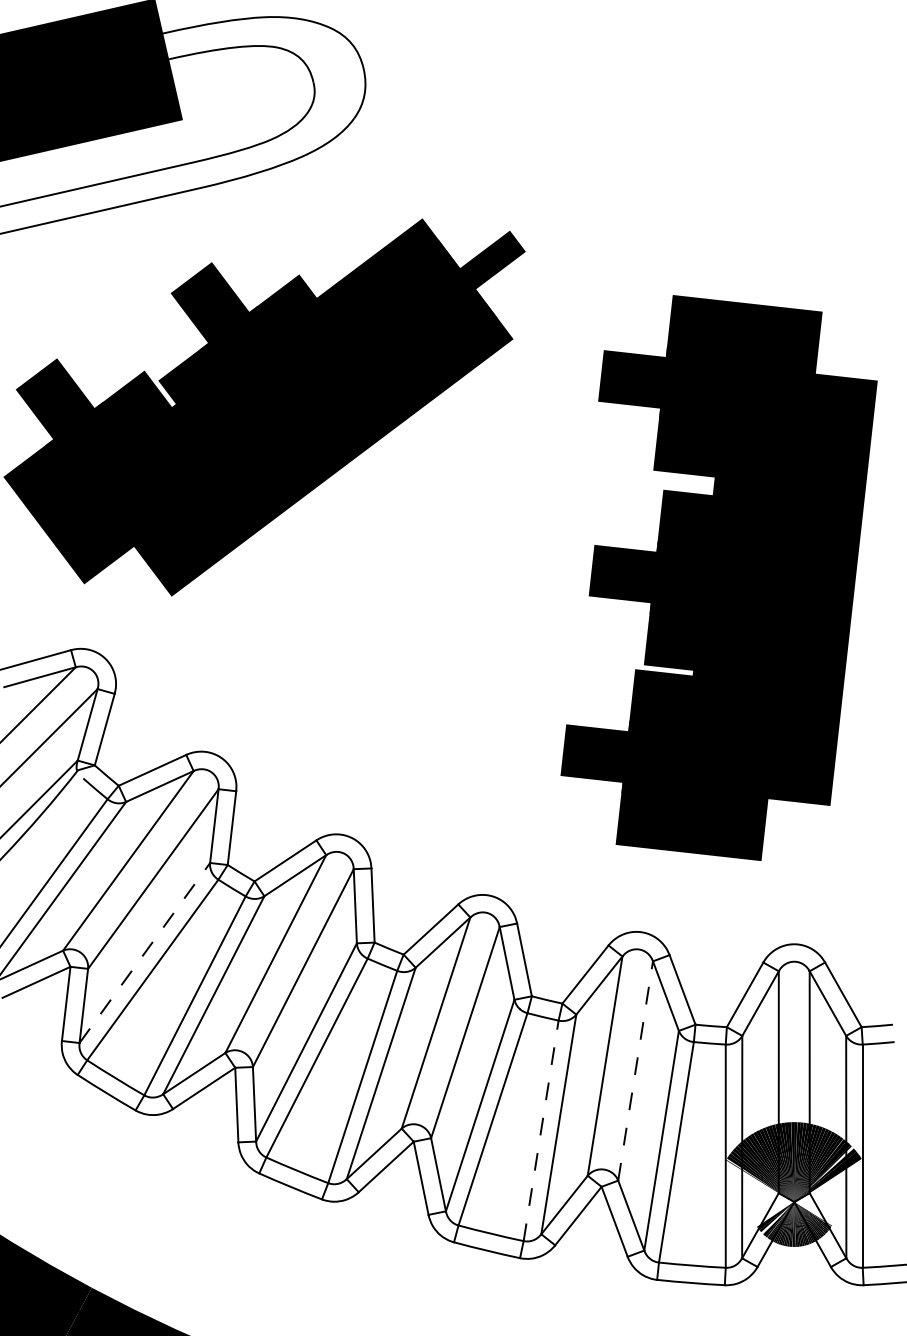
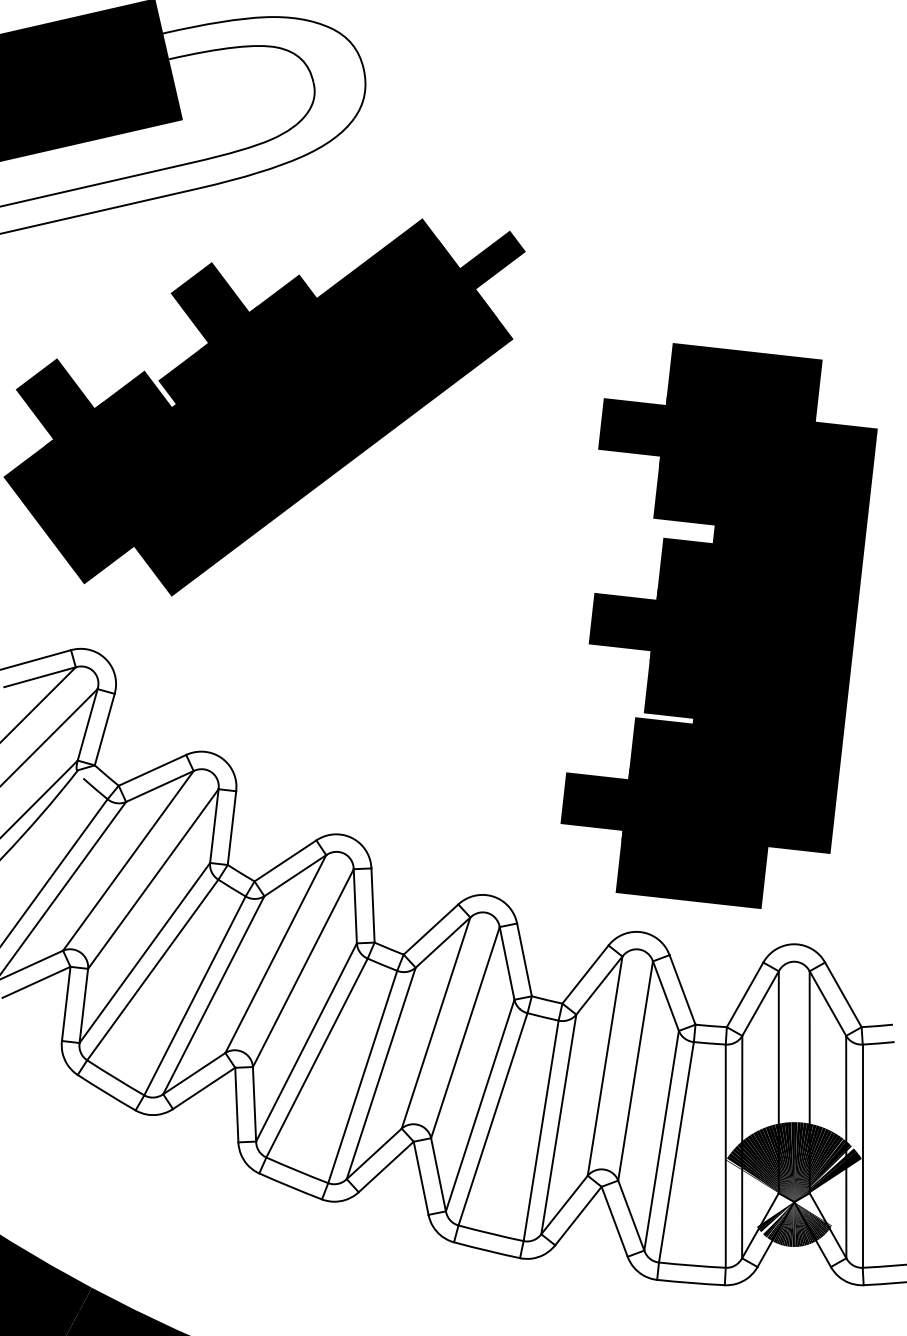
part position: (718, 577) -> (718, 625) (718, 625)
line: dashed -> solid (145, 952)
line: dashed -> solid (635, 1070)
line: dashed -> solid (541, 1130)
